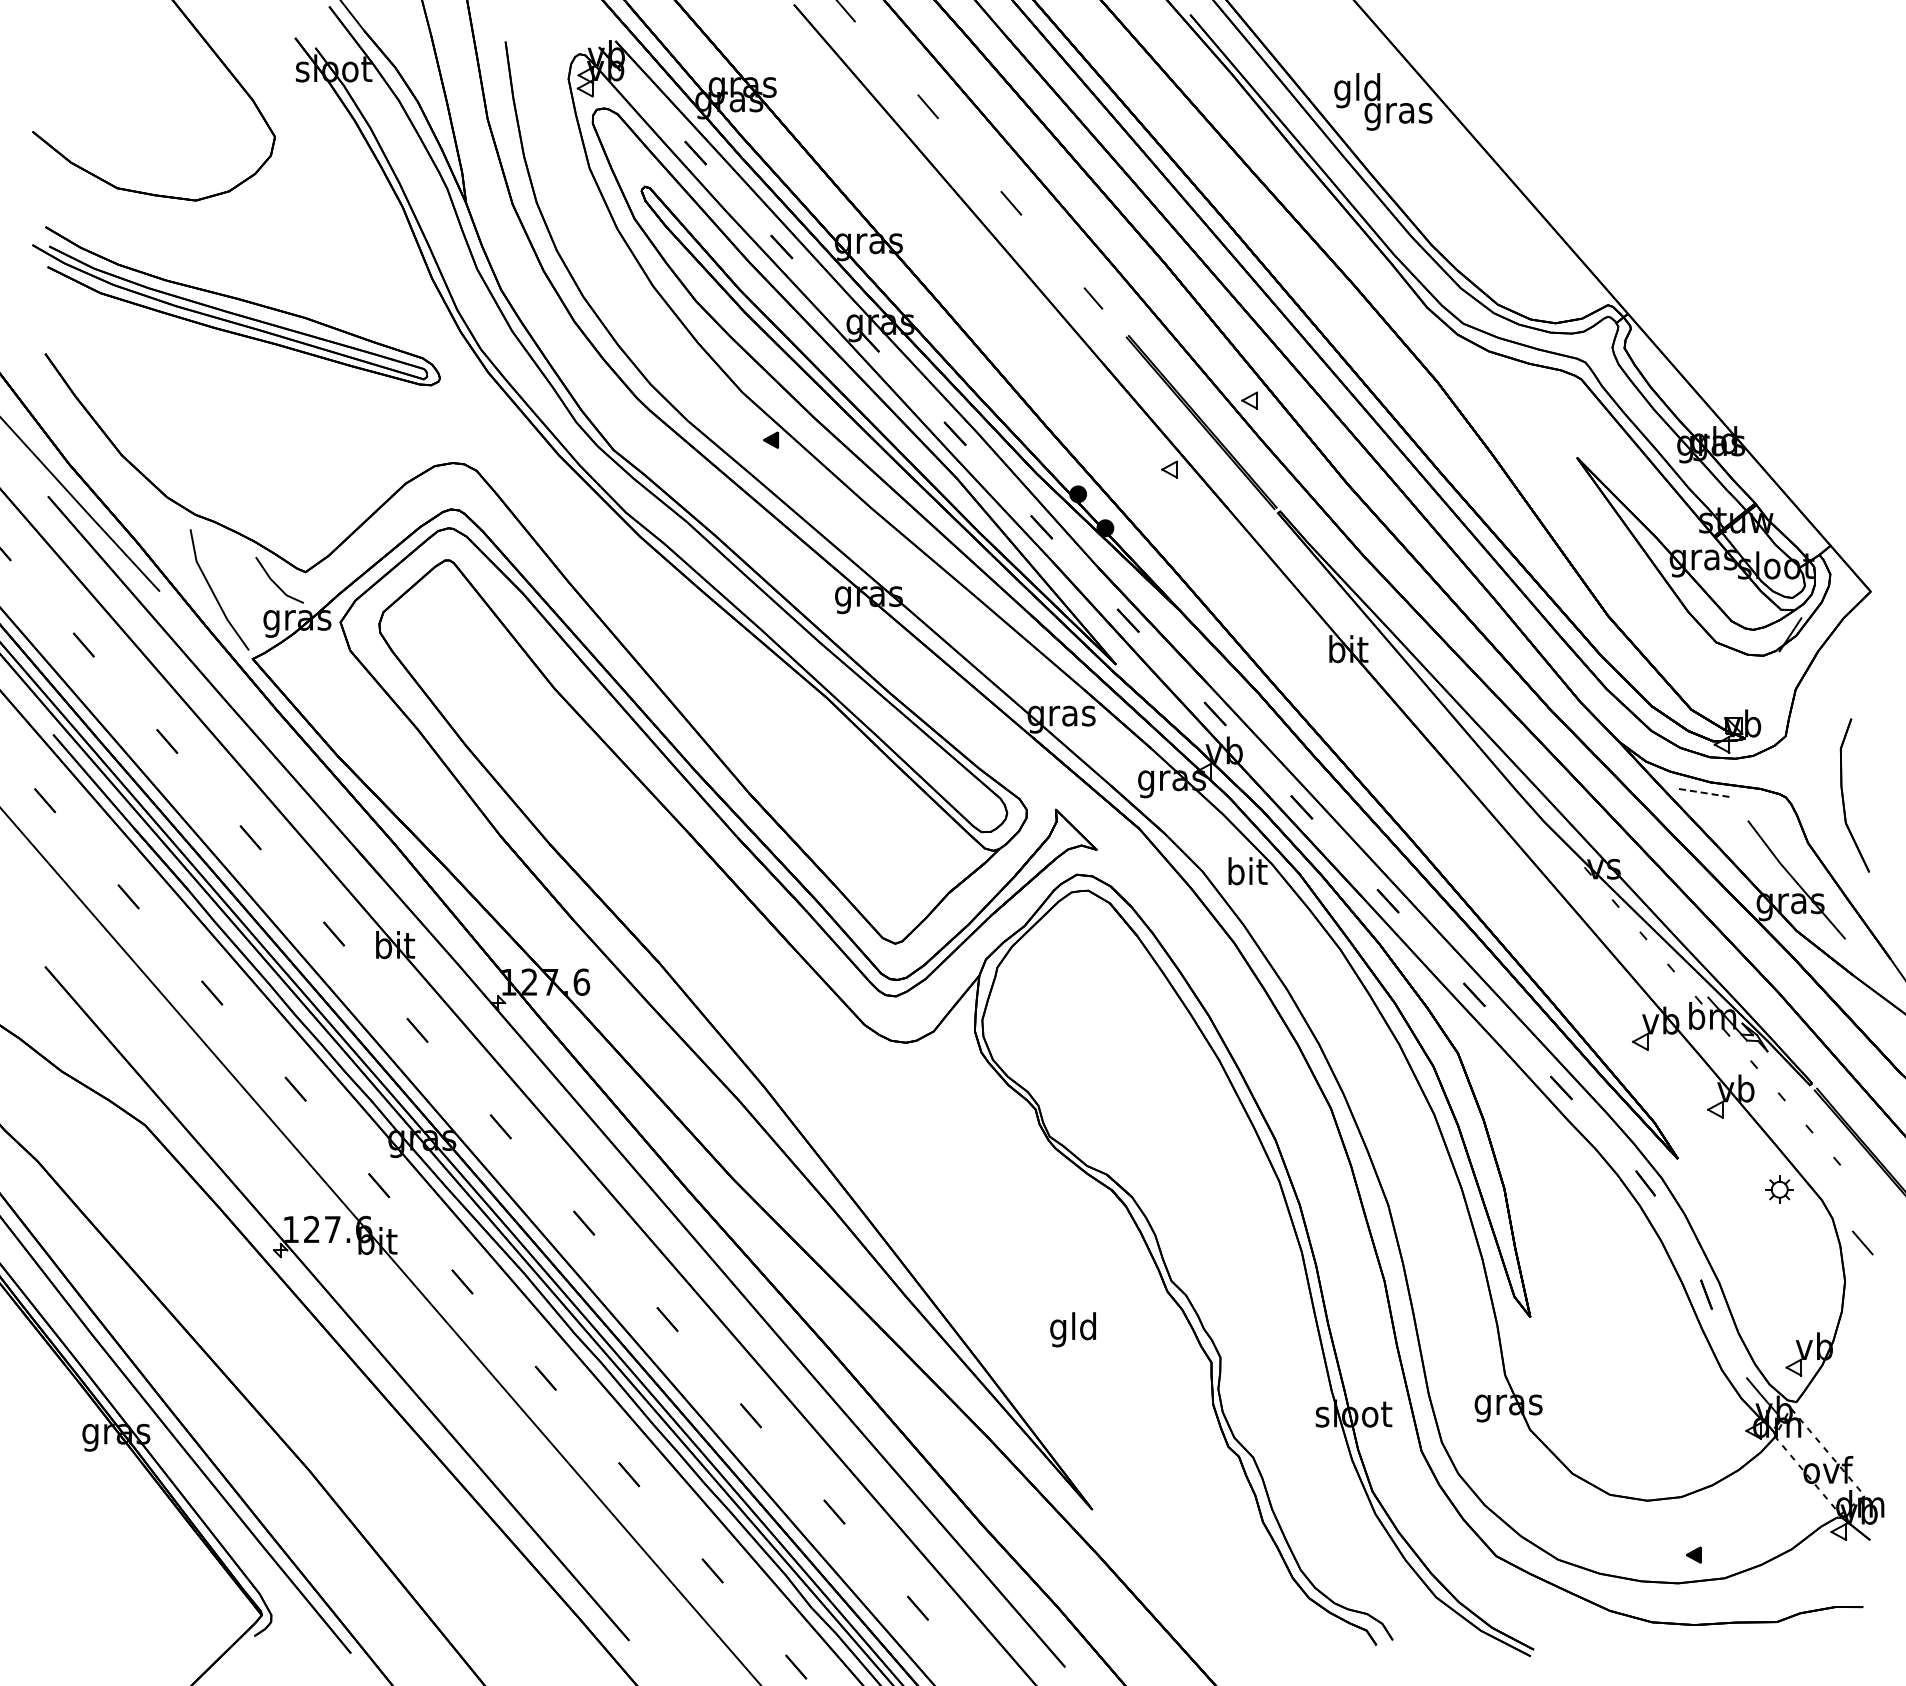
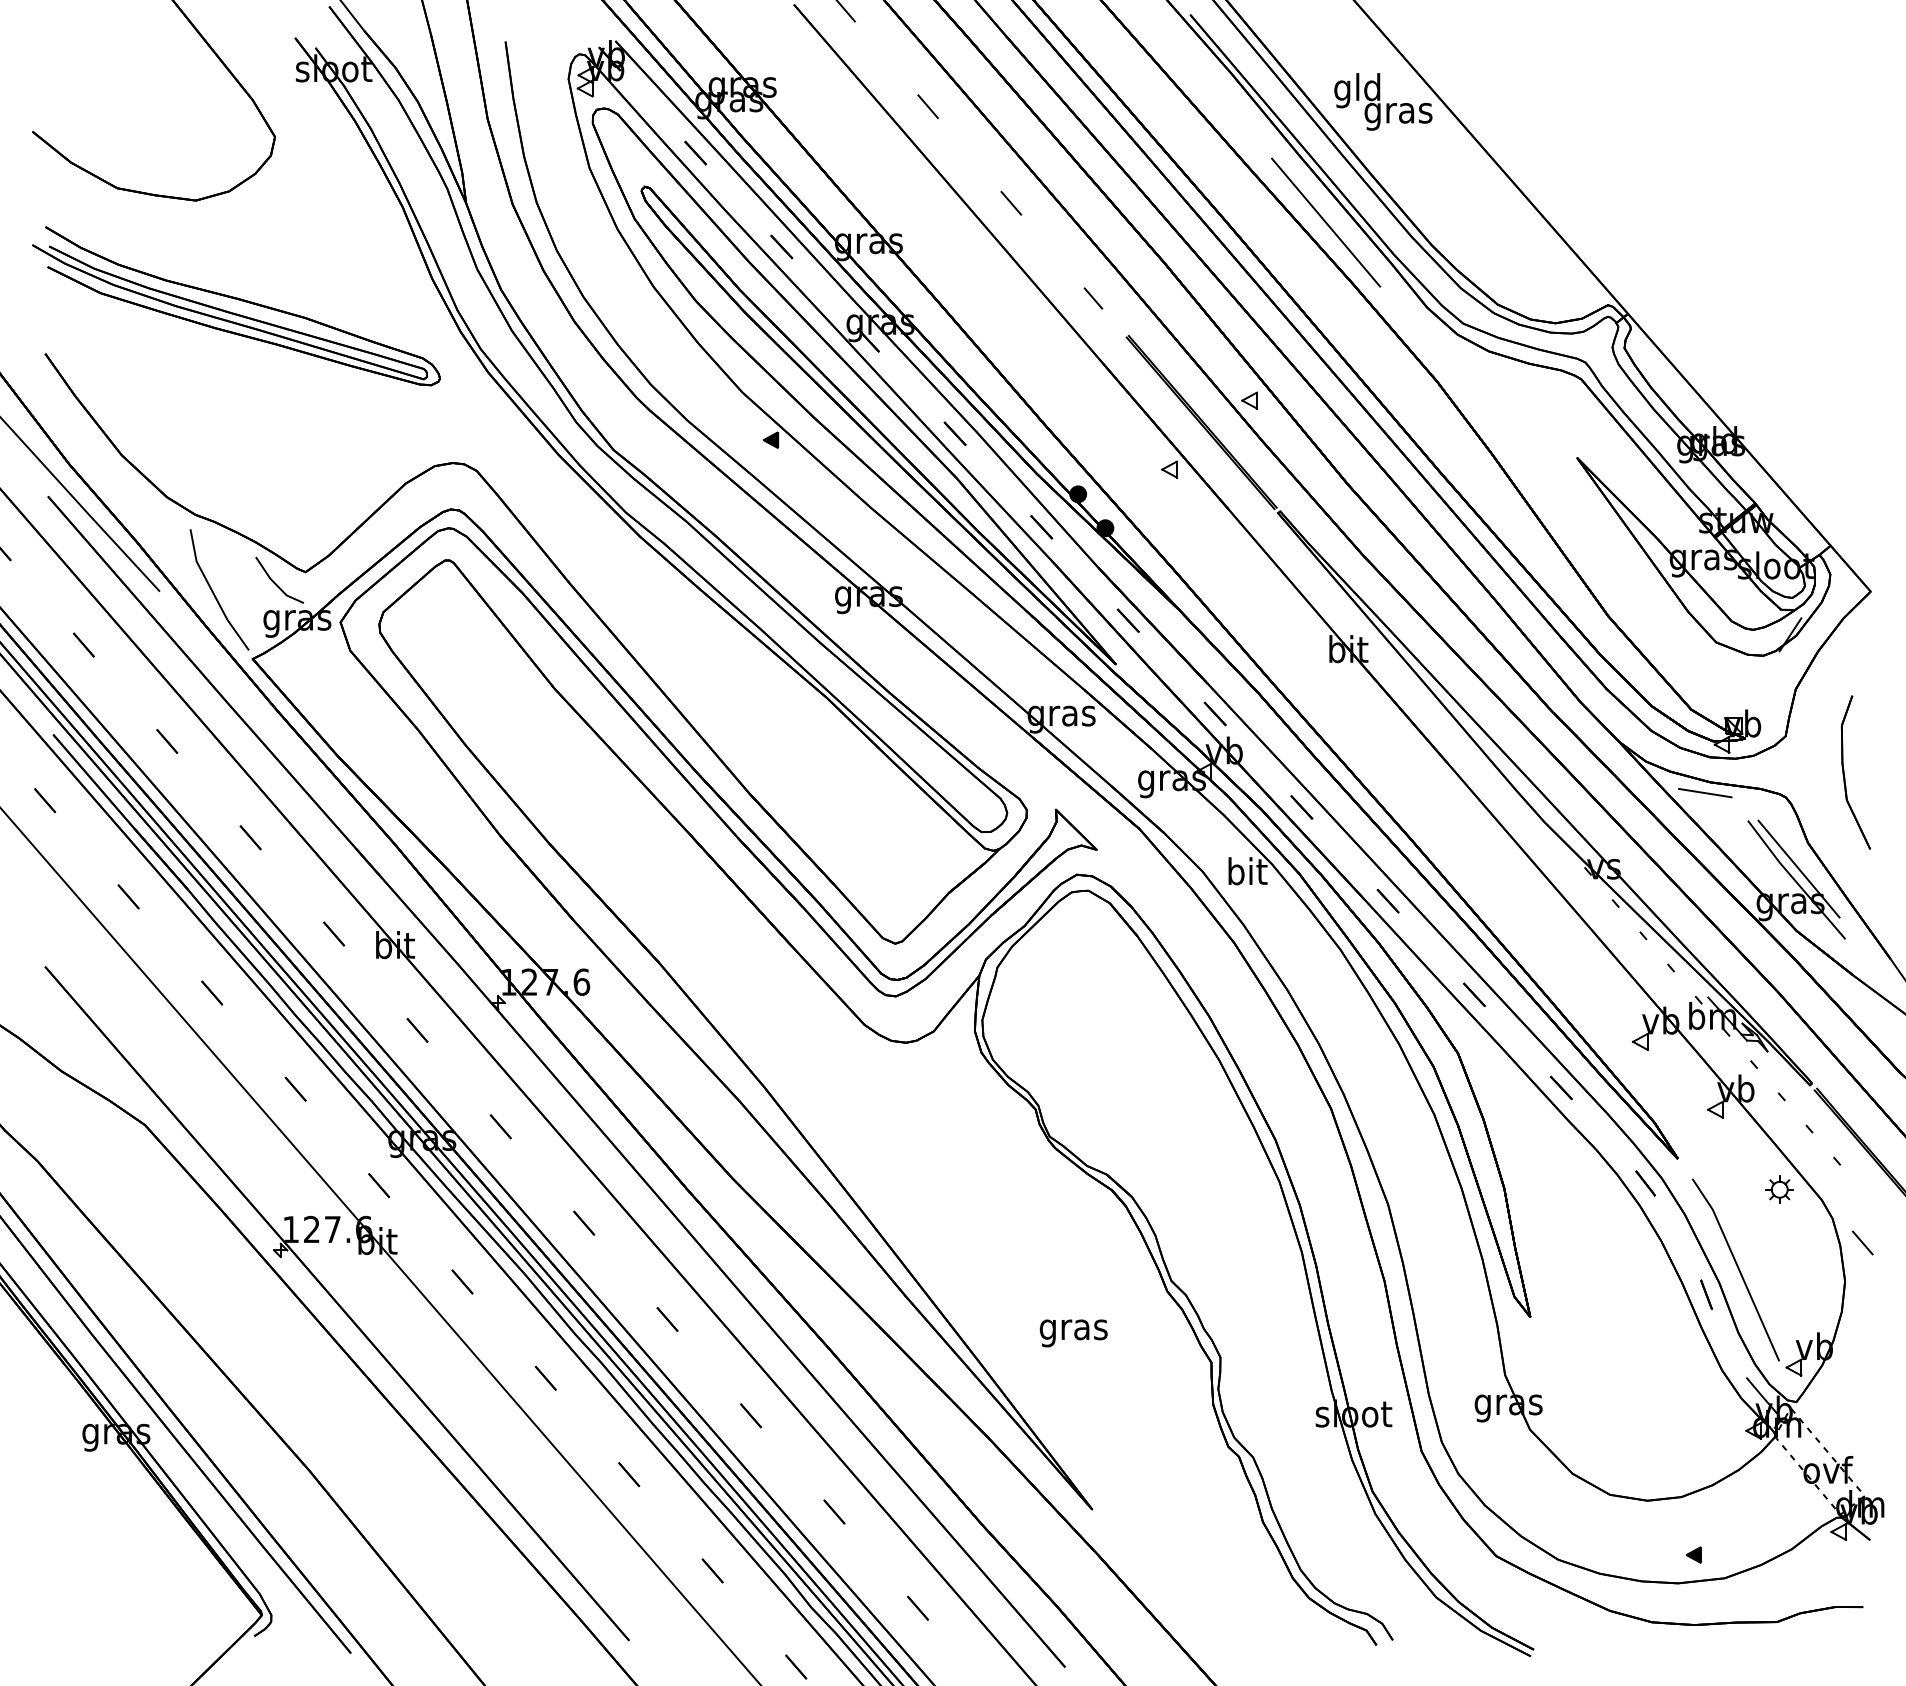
line: none -> present (1326, 222)
line: dashed -> solid (1705, 793)
part position: (1843, 795) -> (1844, 772) (1844, 772)
line: none -> present (1798, 868)
line: none -> present (1737, 1268)
text: gld -> gras (1073, 1329)
